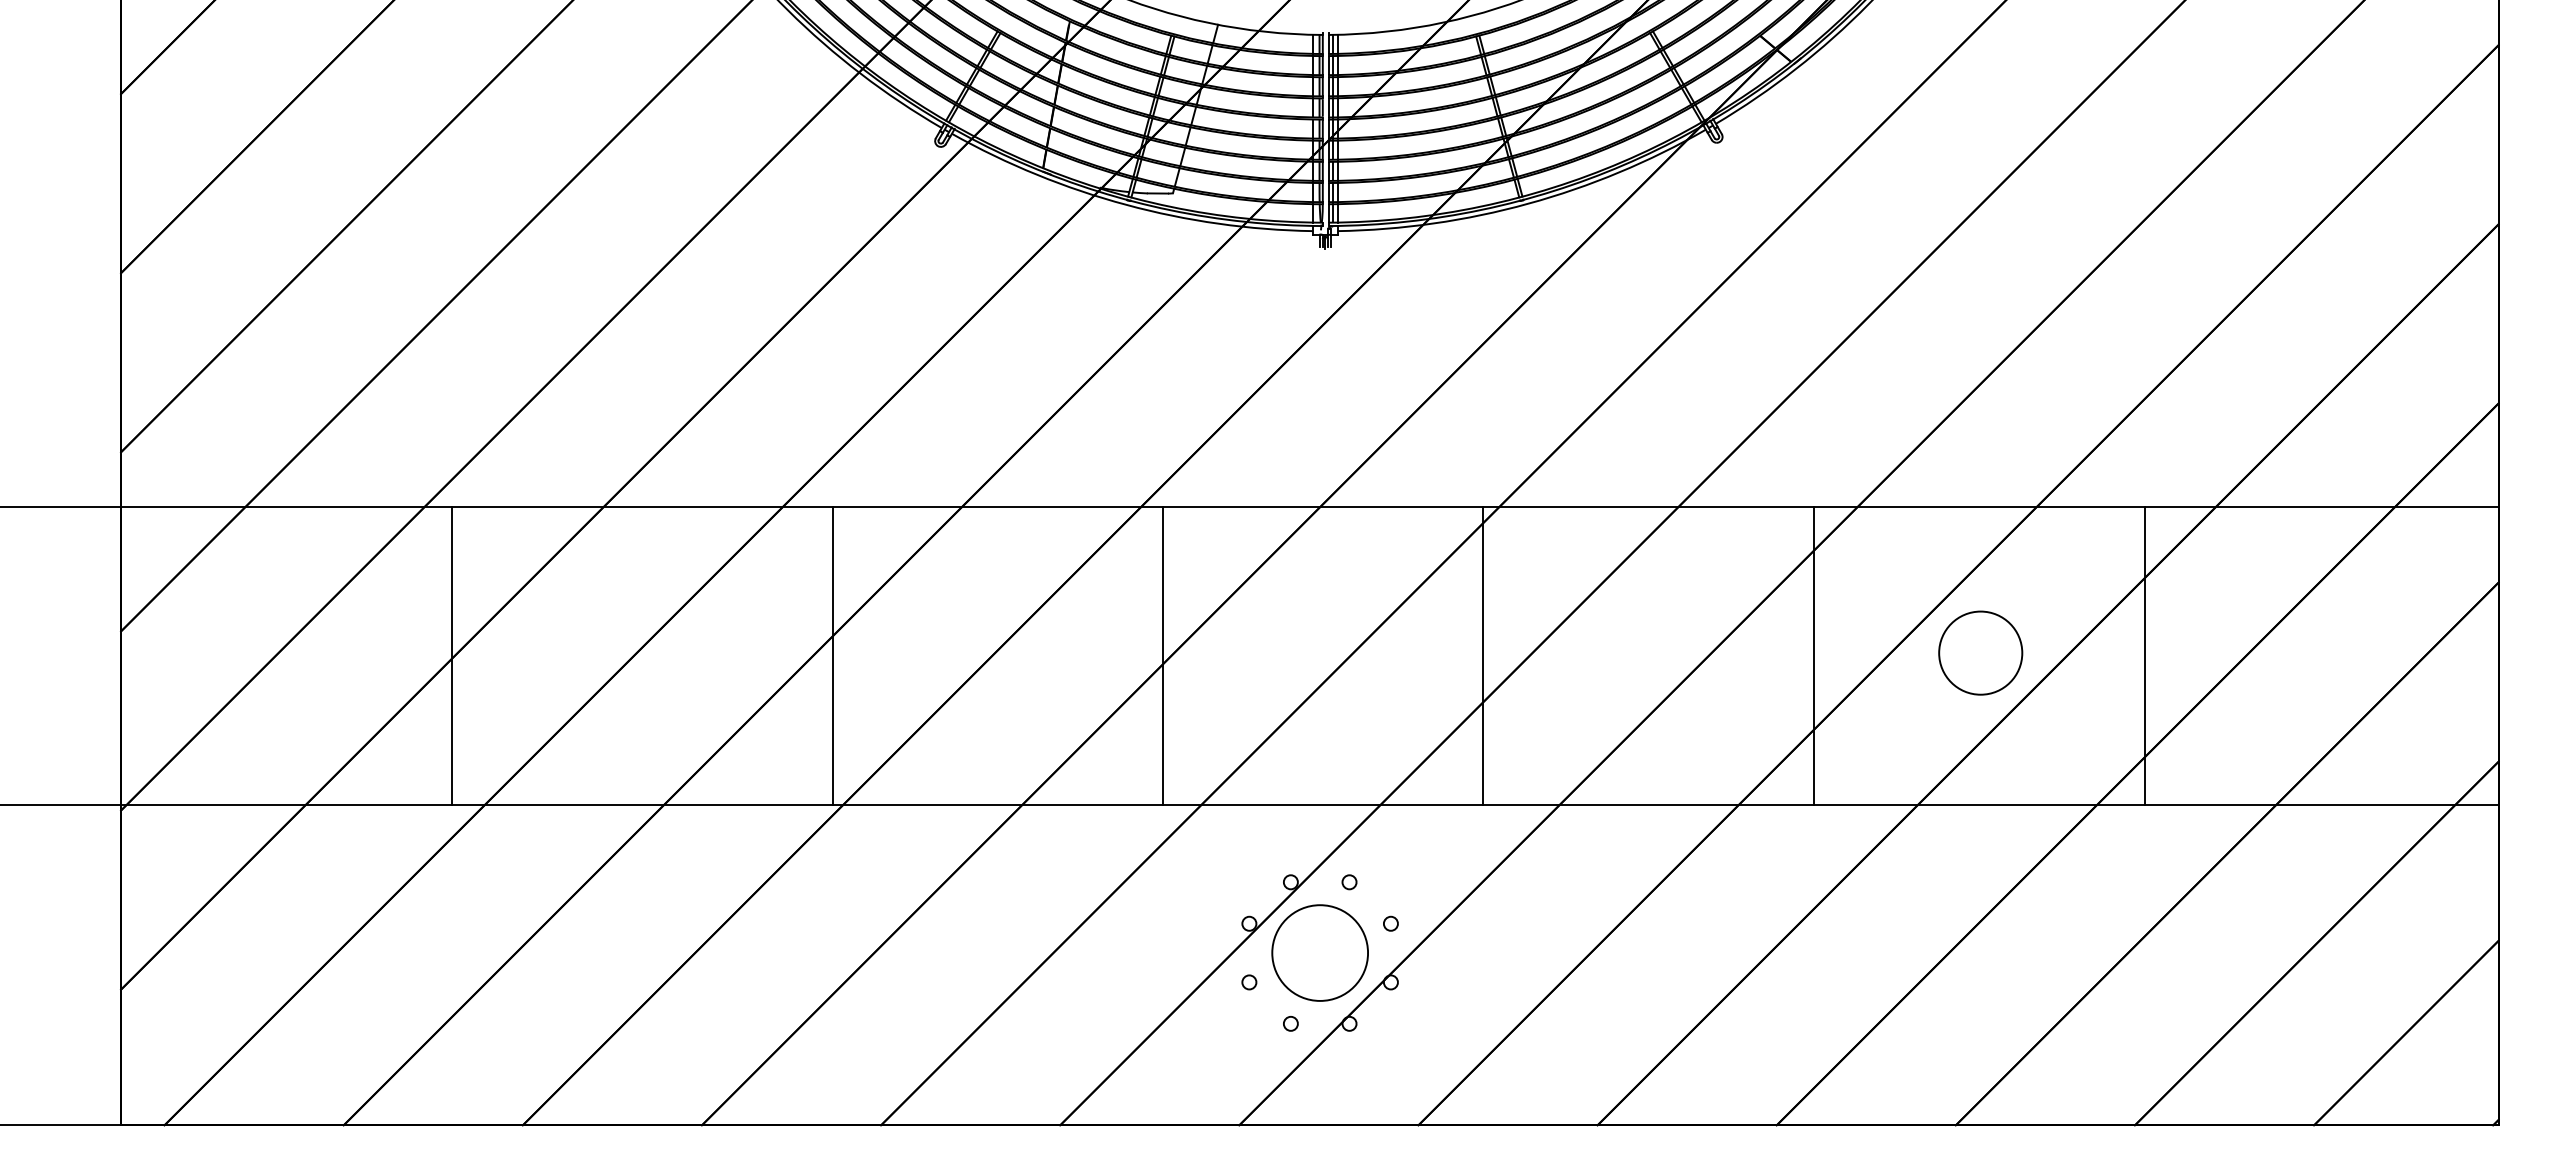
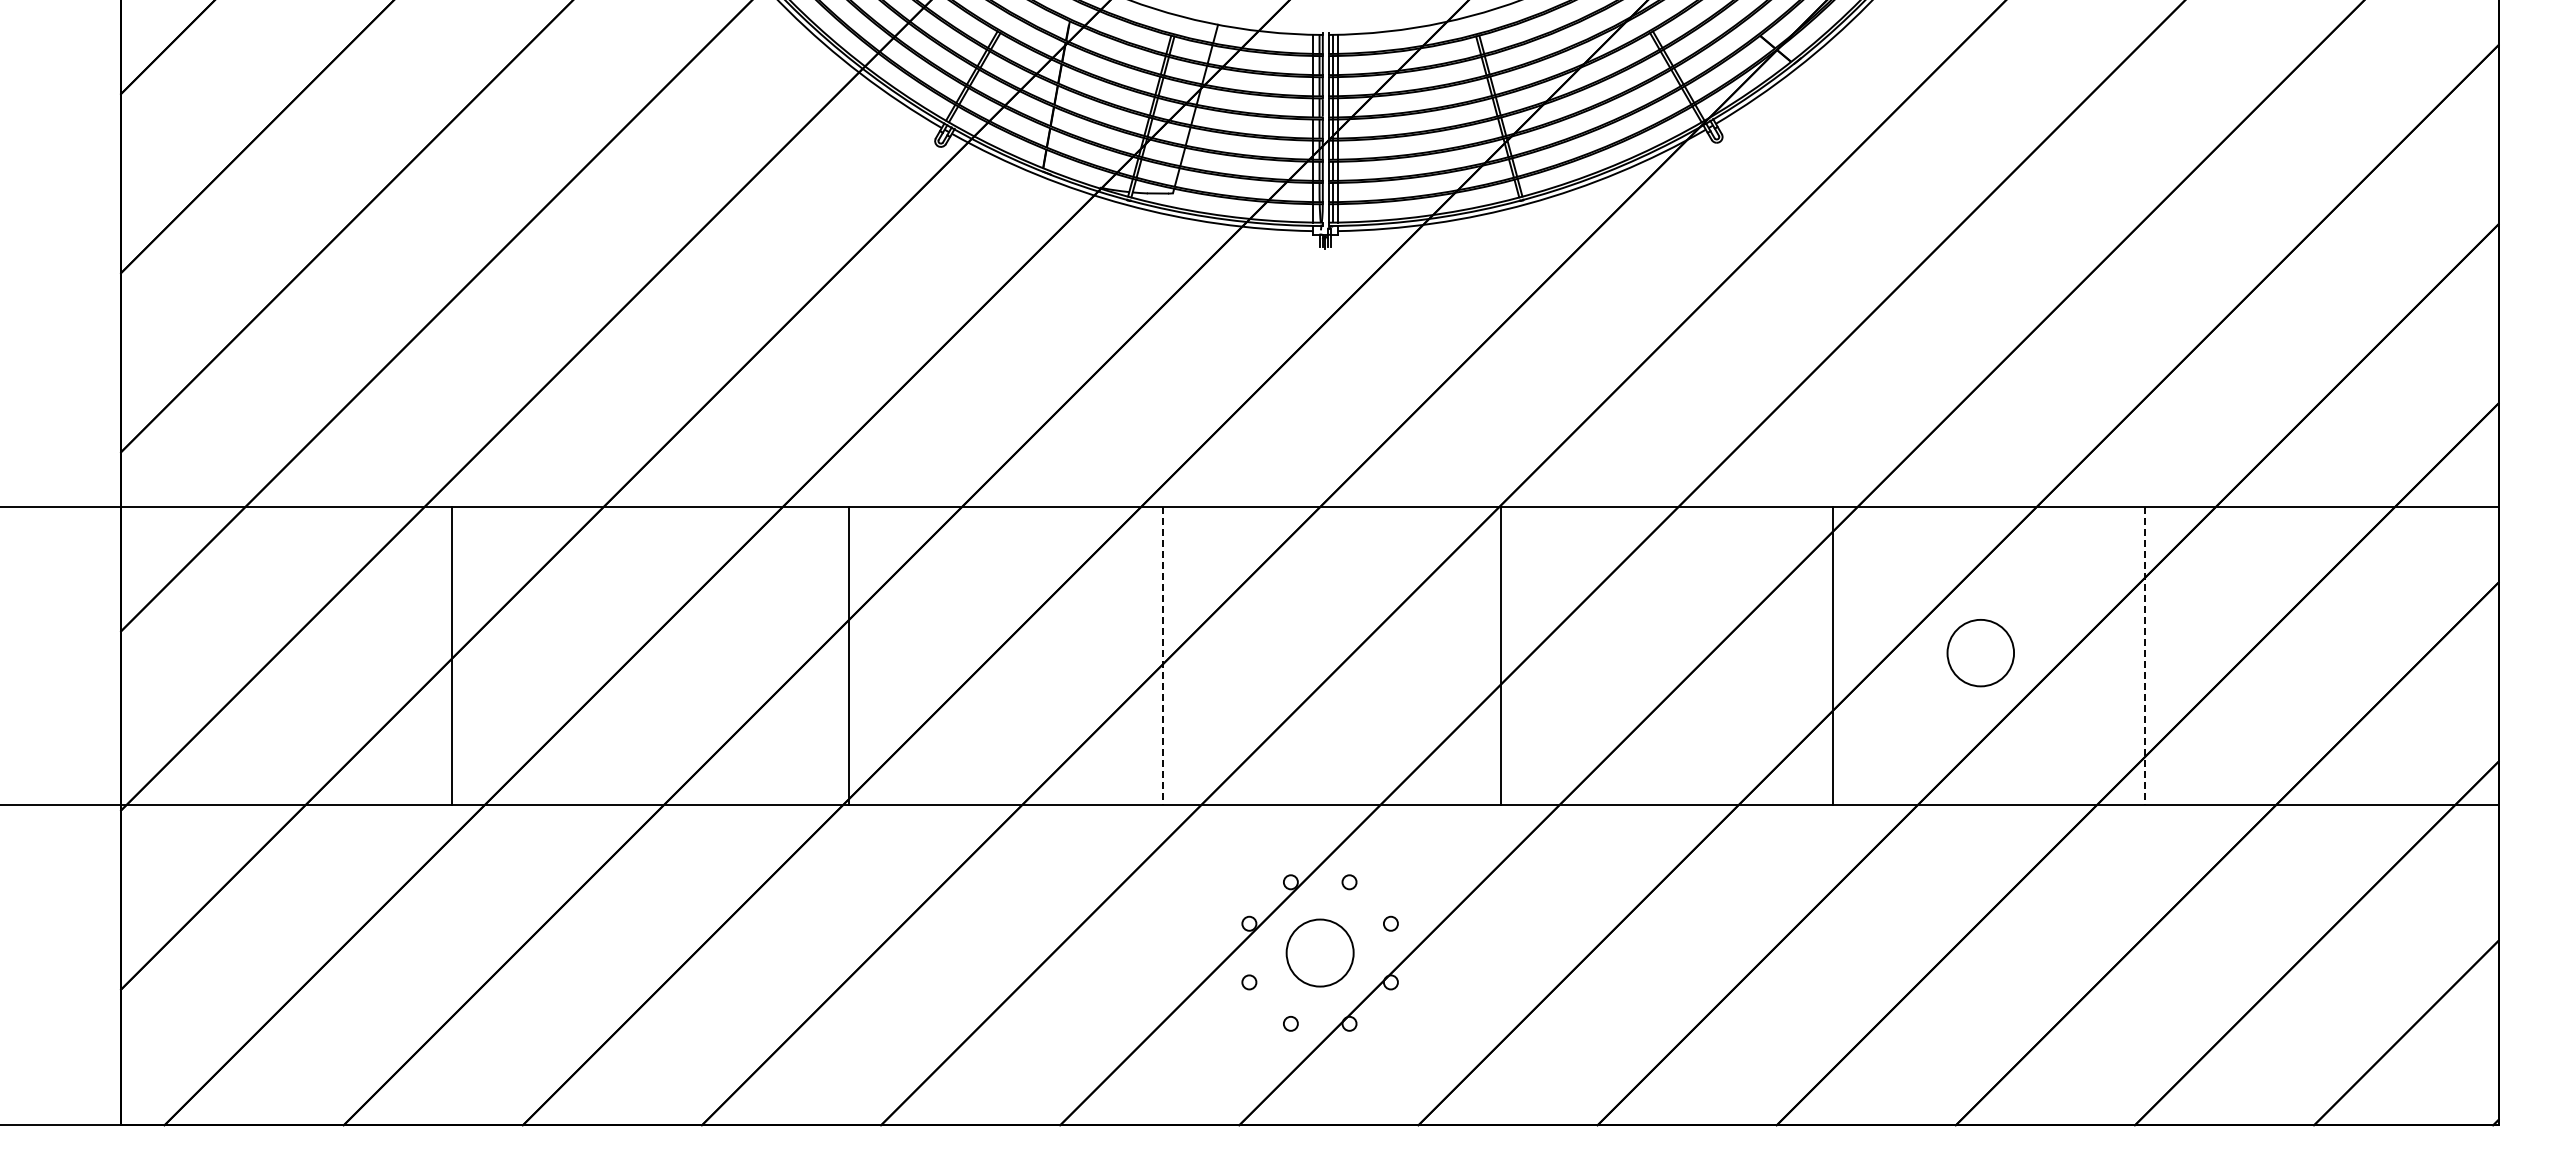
circle size: 86x86 px -> 69x69 px (1980, 653)
line position: (833, 656) -> (849, 656) (849, 656)
line: solid -> dashed (1162, 656)
line position: (1483, 656) -> (1501, 656) (1501, 656)
line position: (1813, 656) -> (1832, 656) (1832, 656)
line: solid -> dashed (2144, 656)
circle diameter: 96 px -> 67 px (1319, 952)
